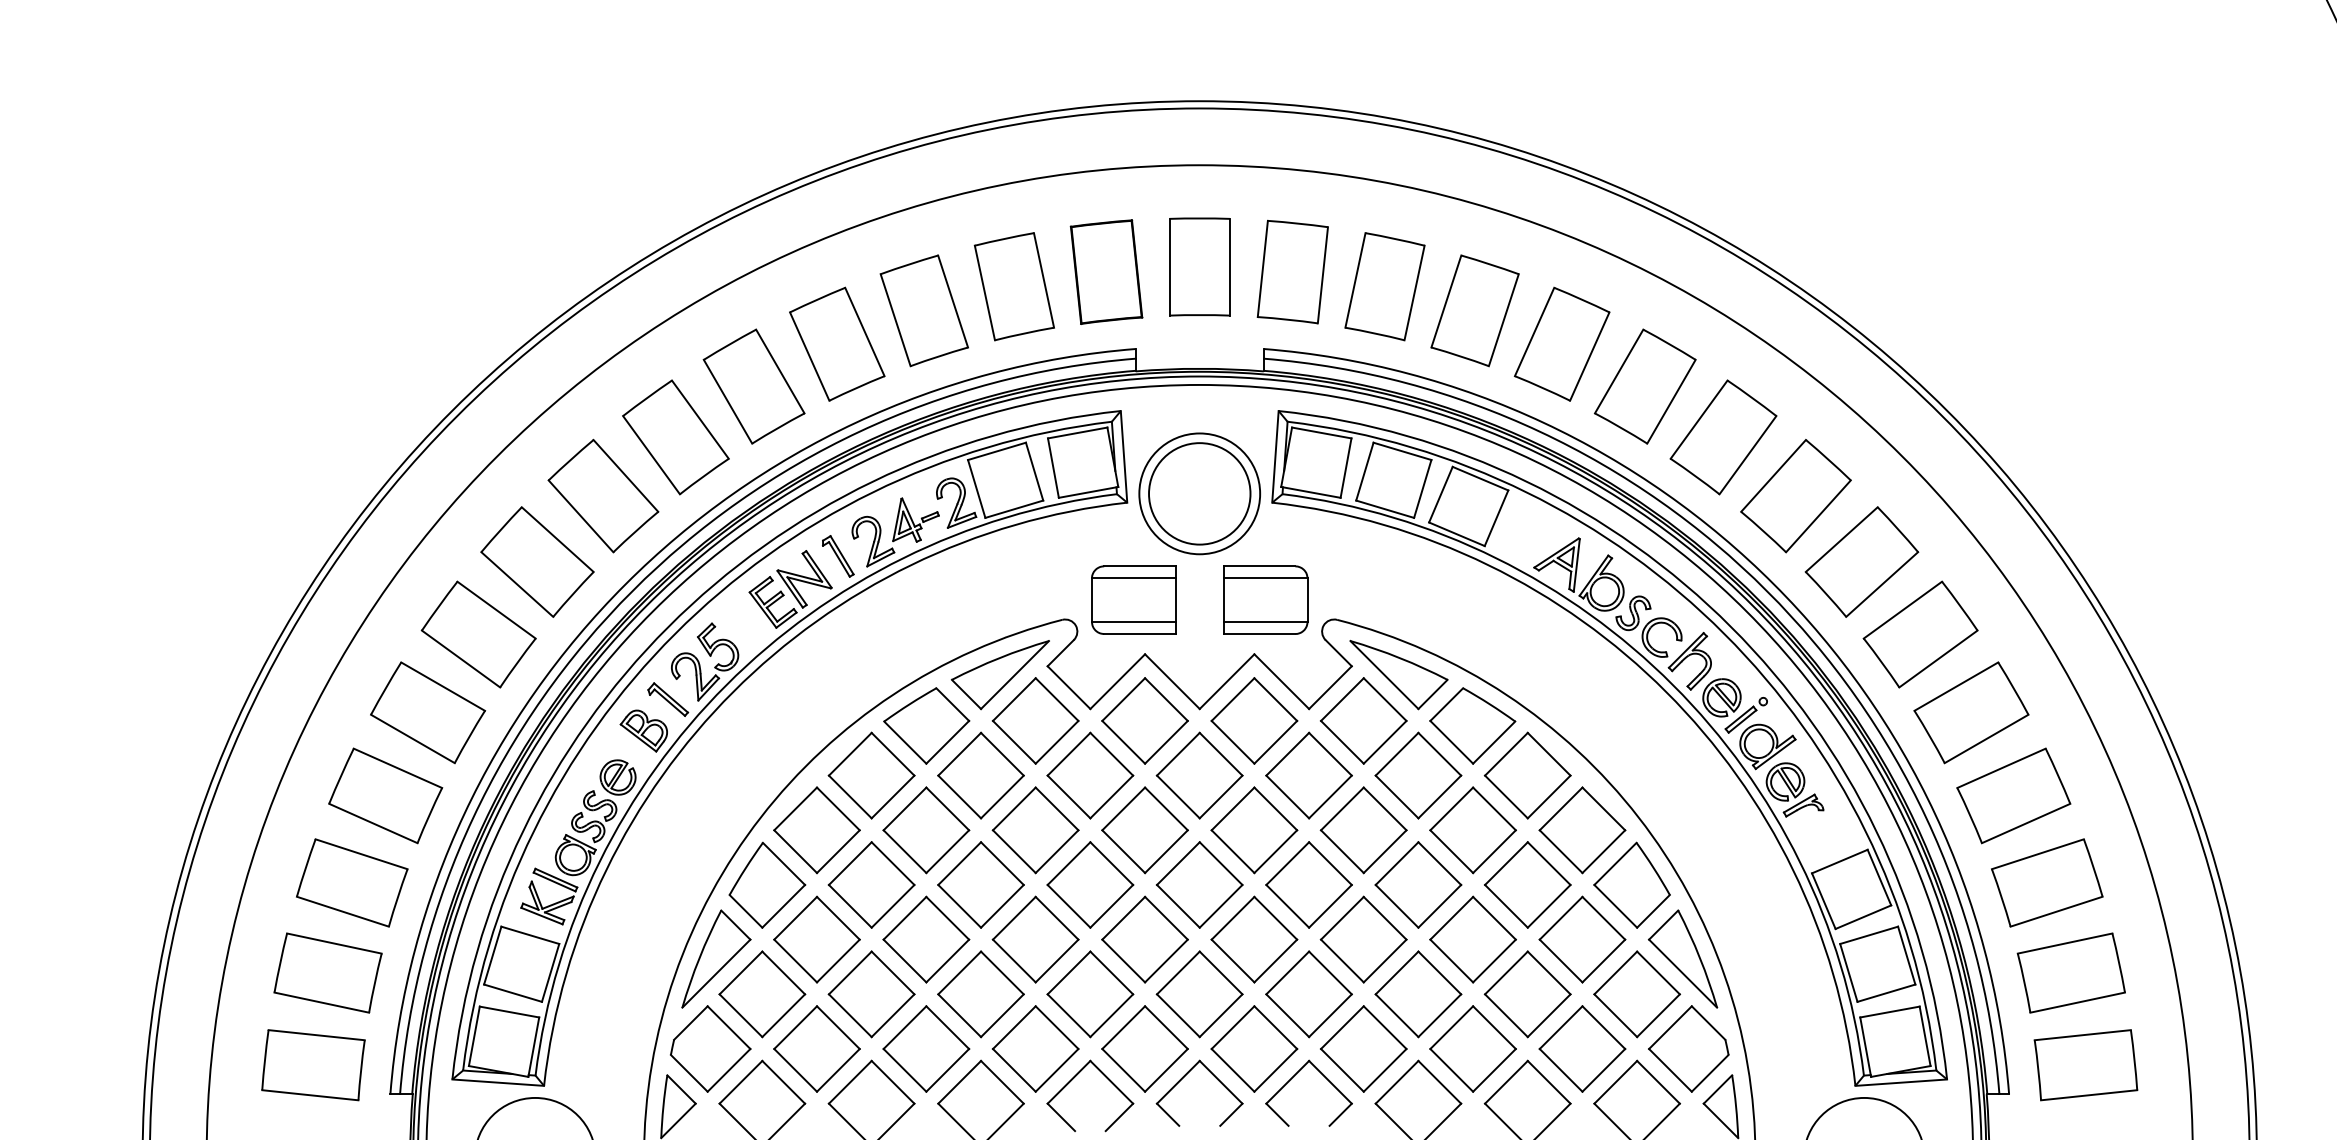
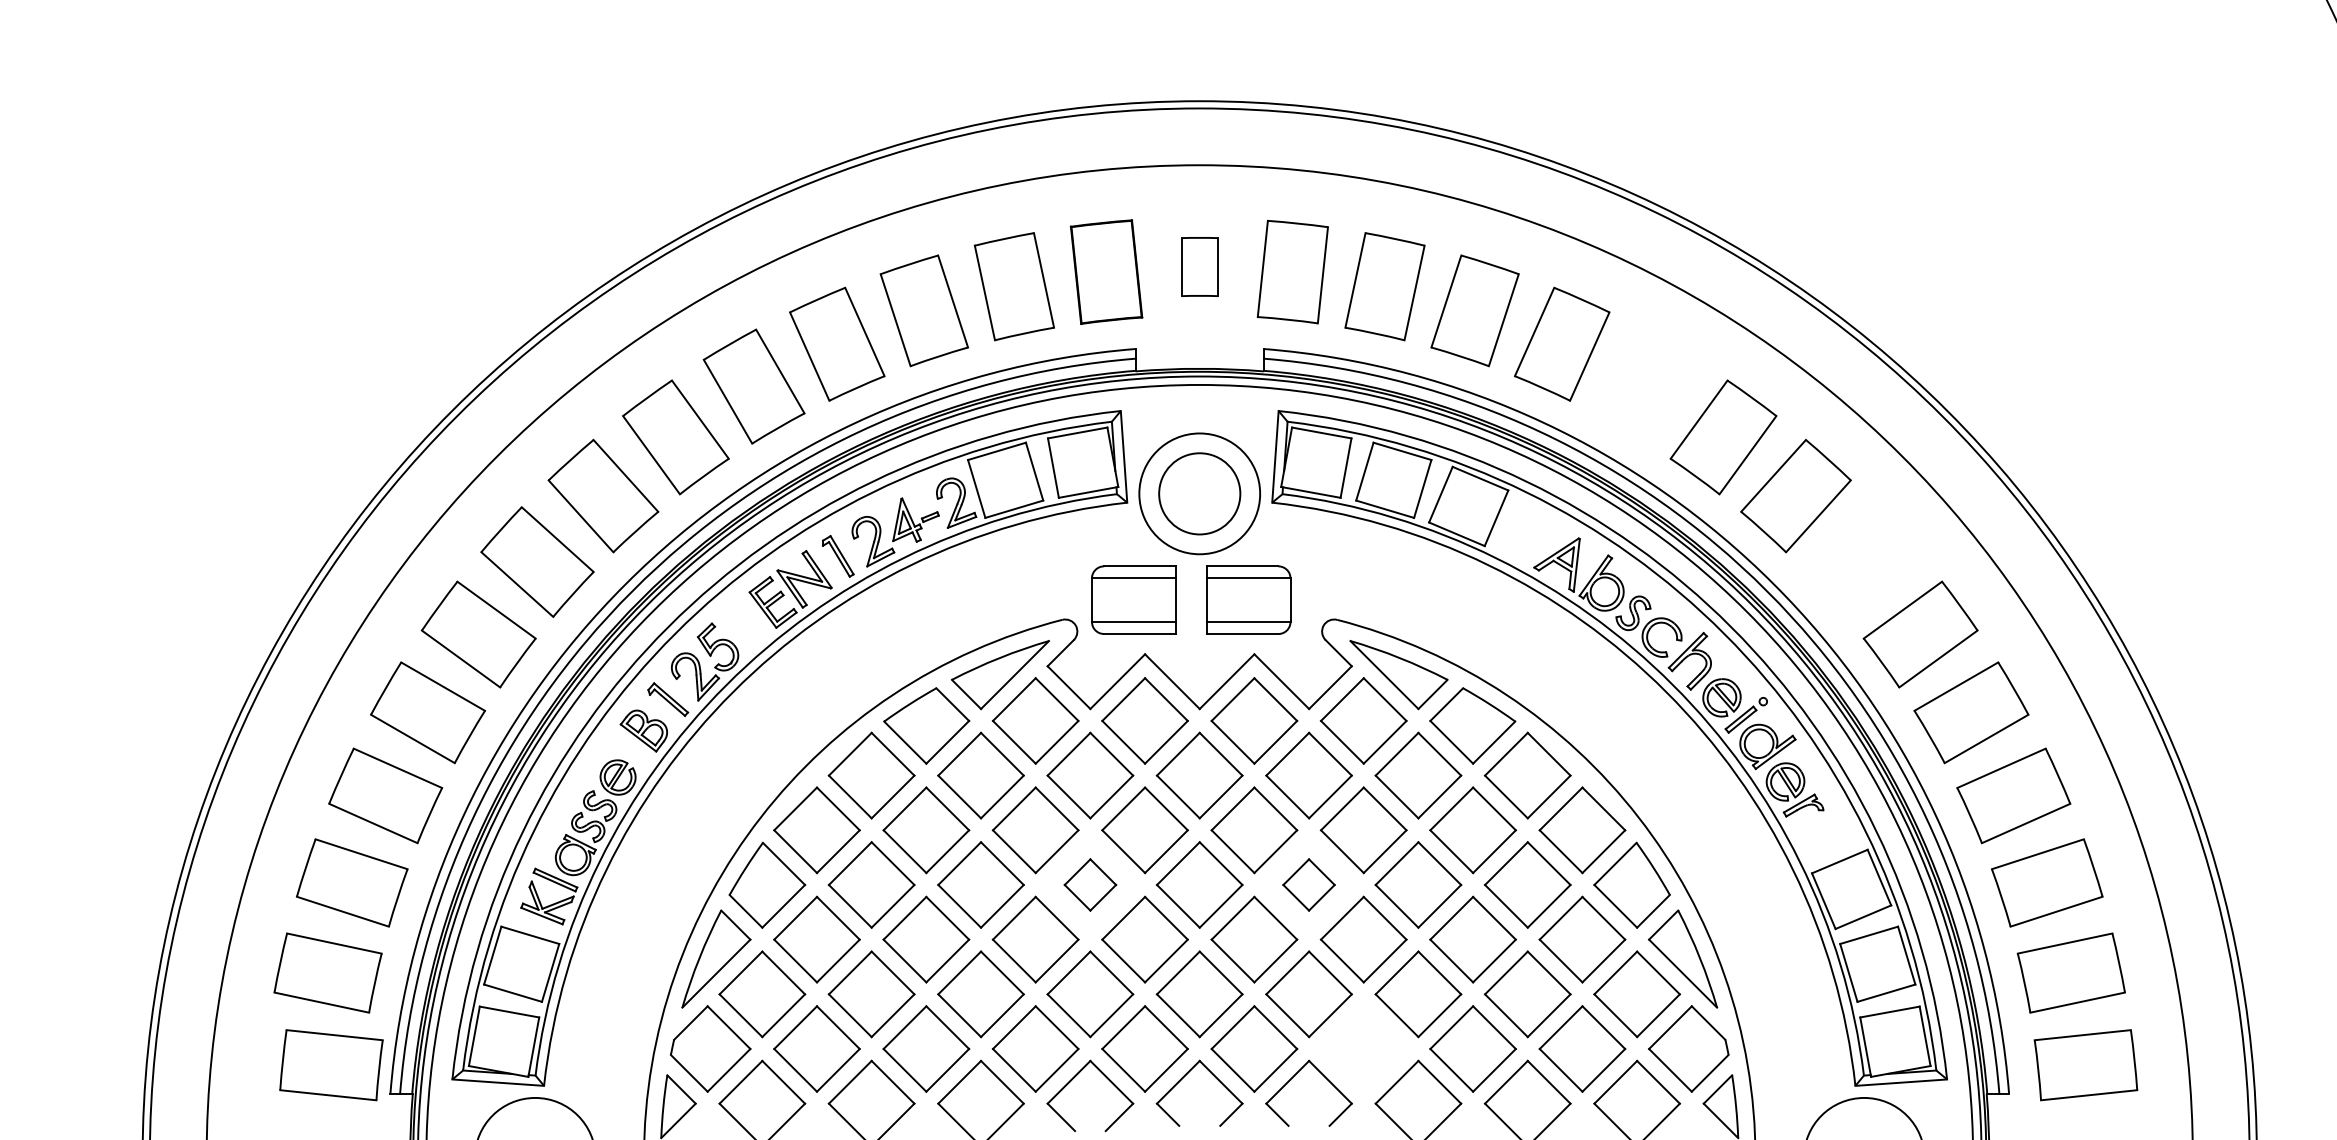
part size: 62x100 px -> 38x60 px (1199, 266)
part: present -> none (1644, 386)
circle diameter: 101 px -> 81 px (1199, 493)
part: present -> none (1861, 561)
part position: (1265, 599) -> (1248, 599) (1248, 599)
part size: 89x88 px -> 55x54 px (1090, 884)
part size: 88x88 px -> 54x54 px (1308, 884)
part: present -> none (1363, 1048)
part position: (313, 1065) -> (331, 1065) (331, 1065)
